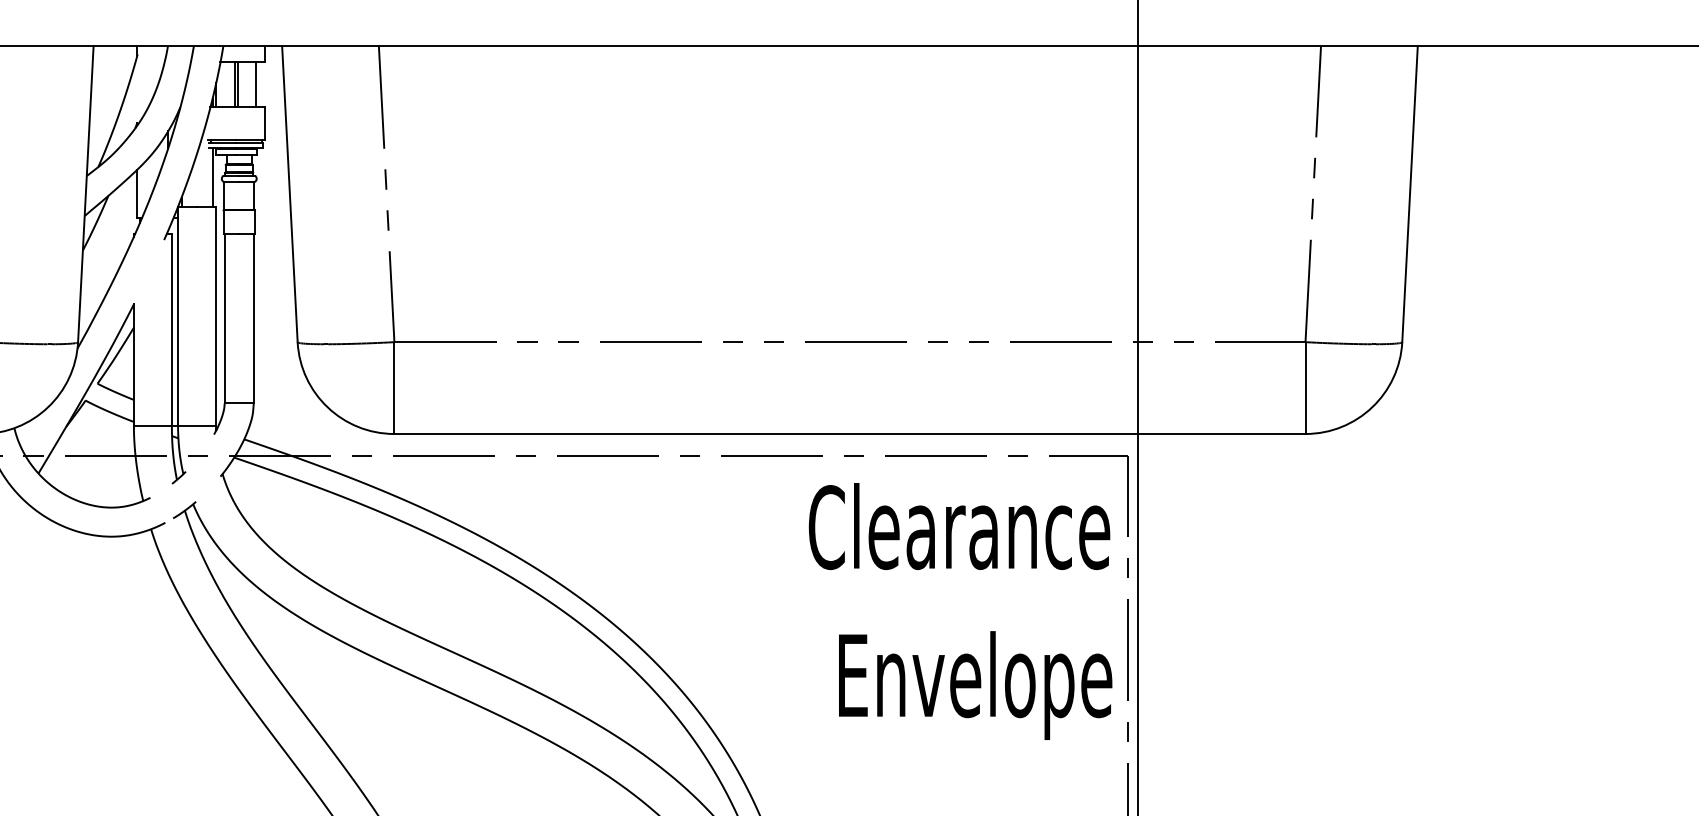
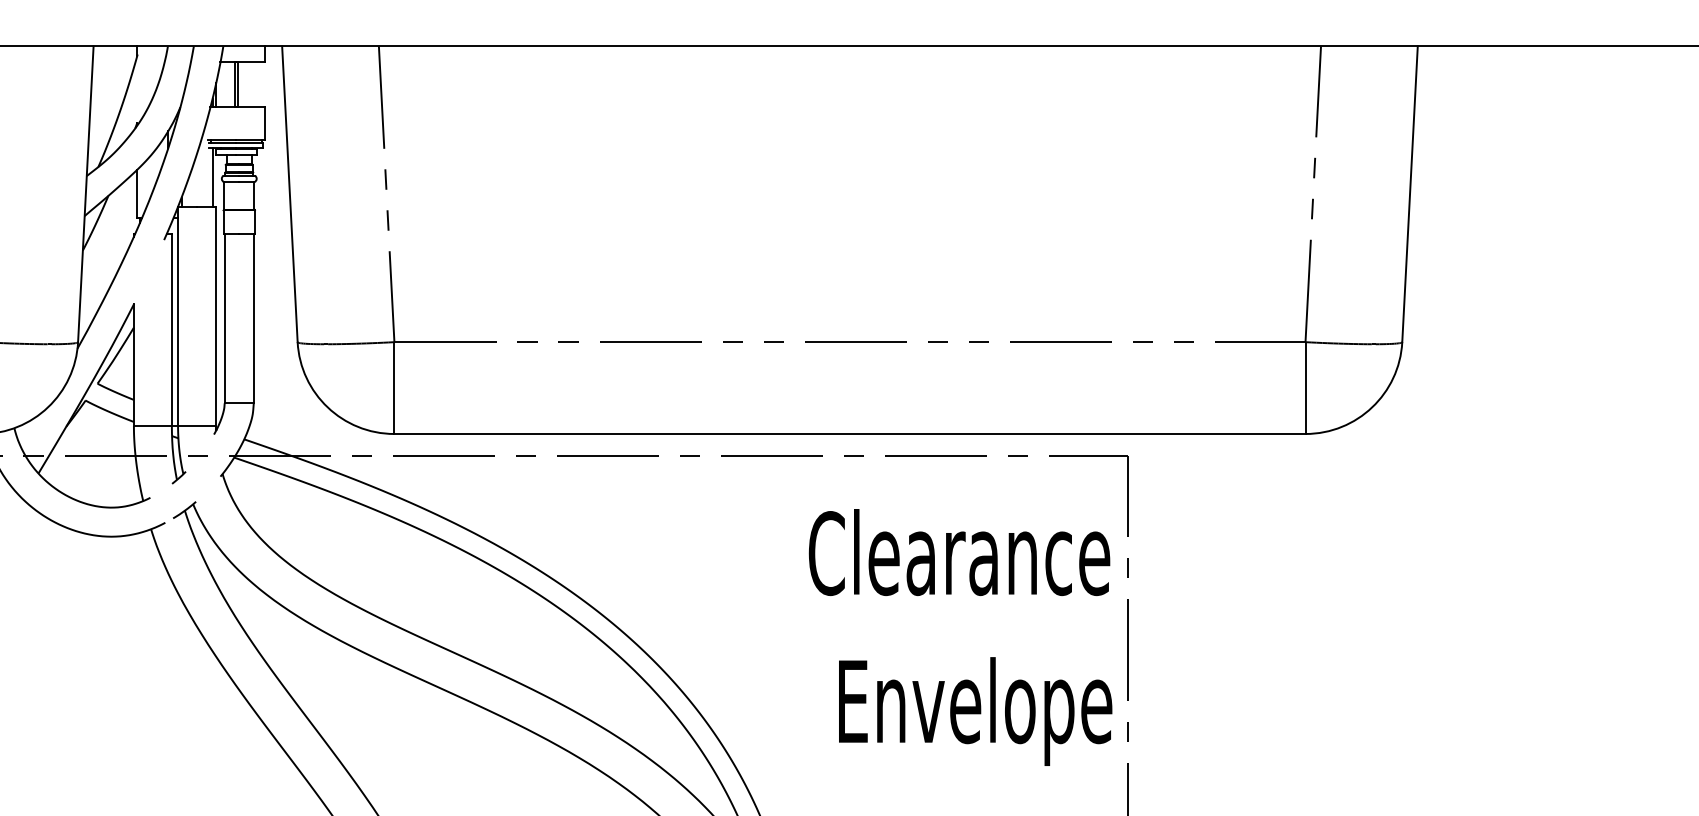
line: present -> none (256, 84)
line: present -> none (1137, 407)
text position: (960, 611) -> (960, 637) (960, 637)
